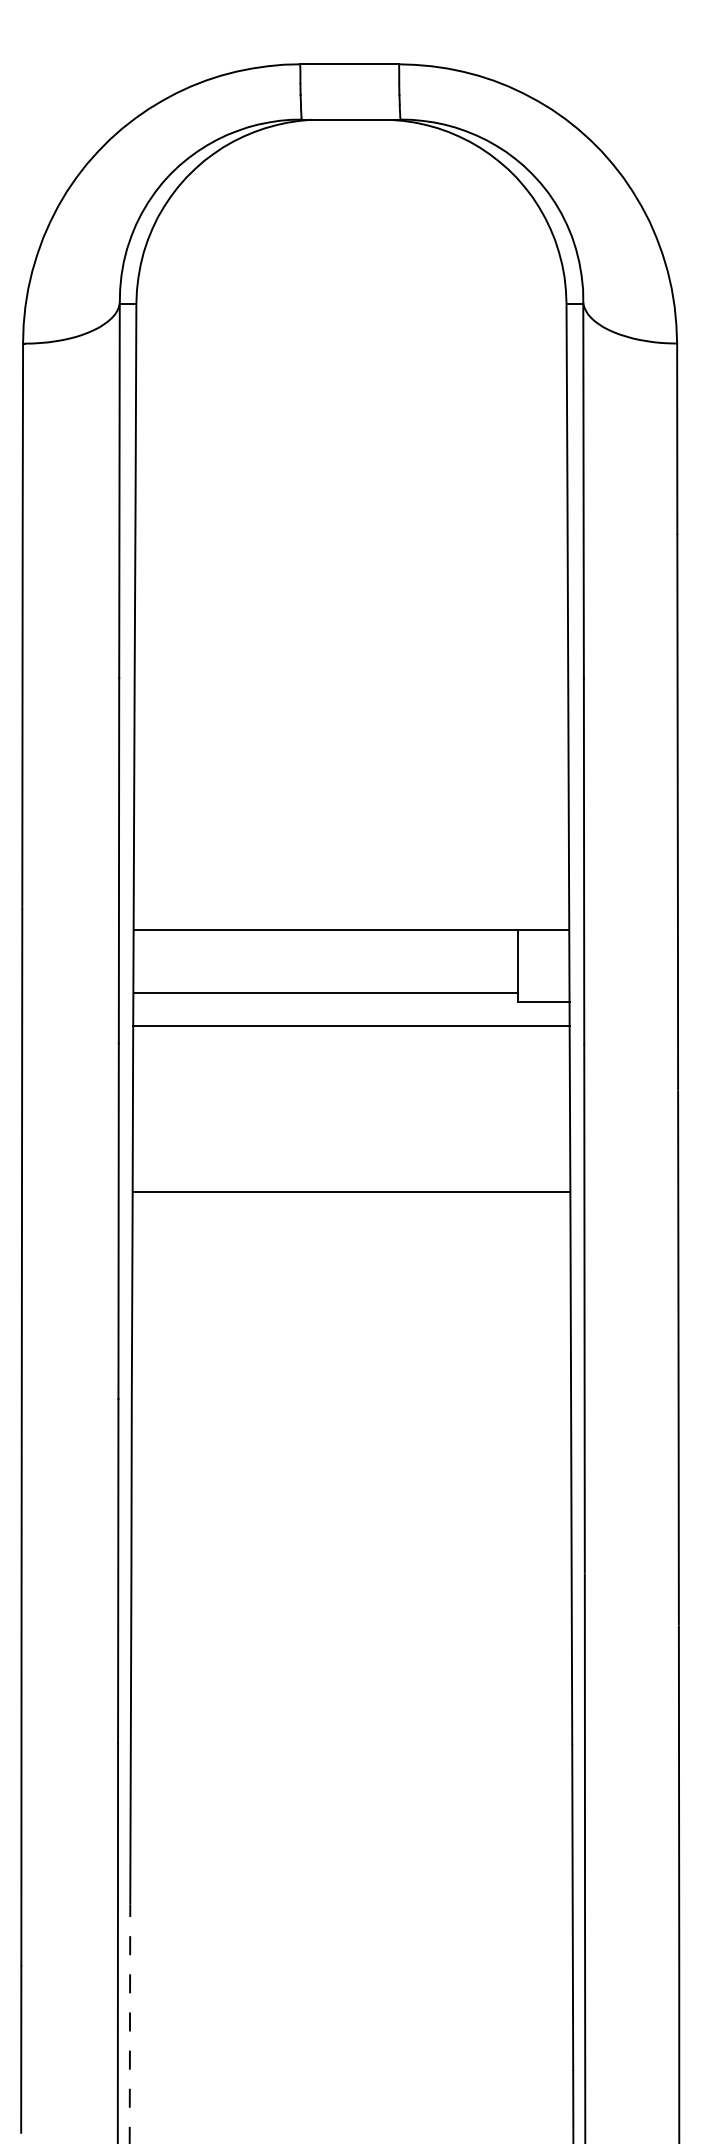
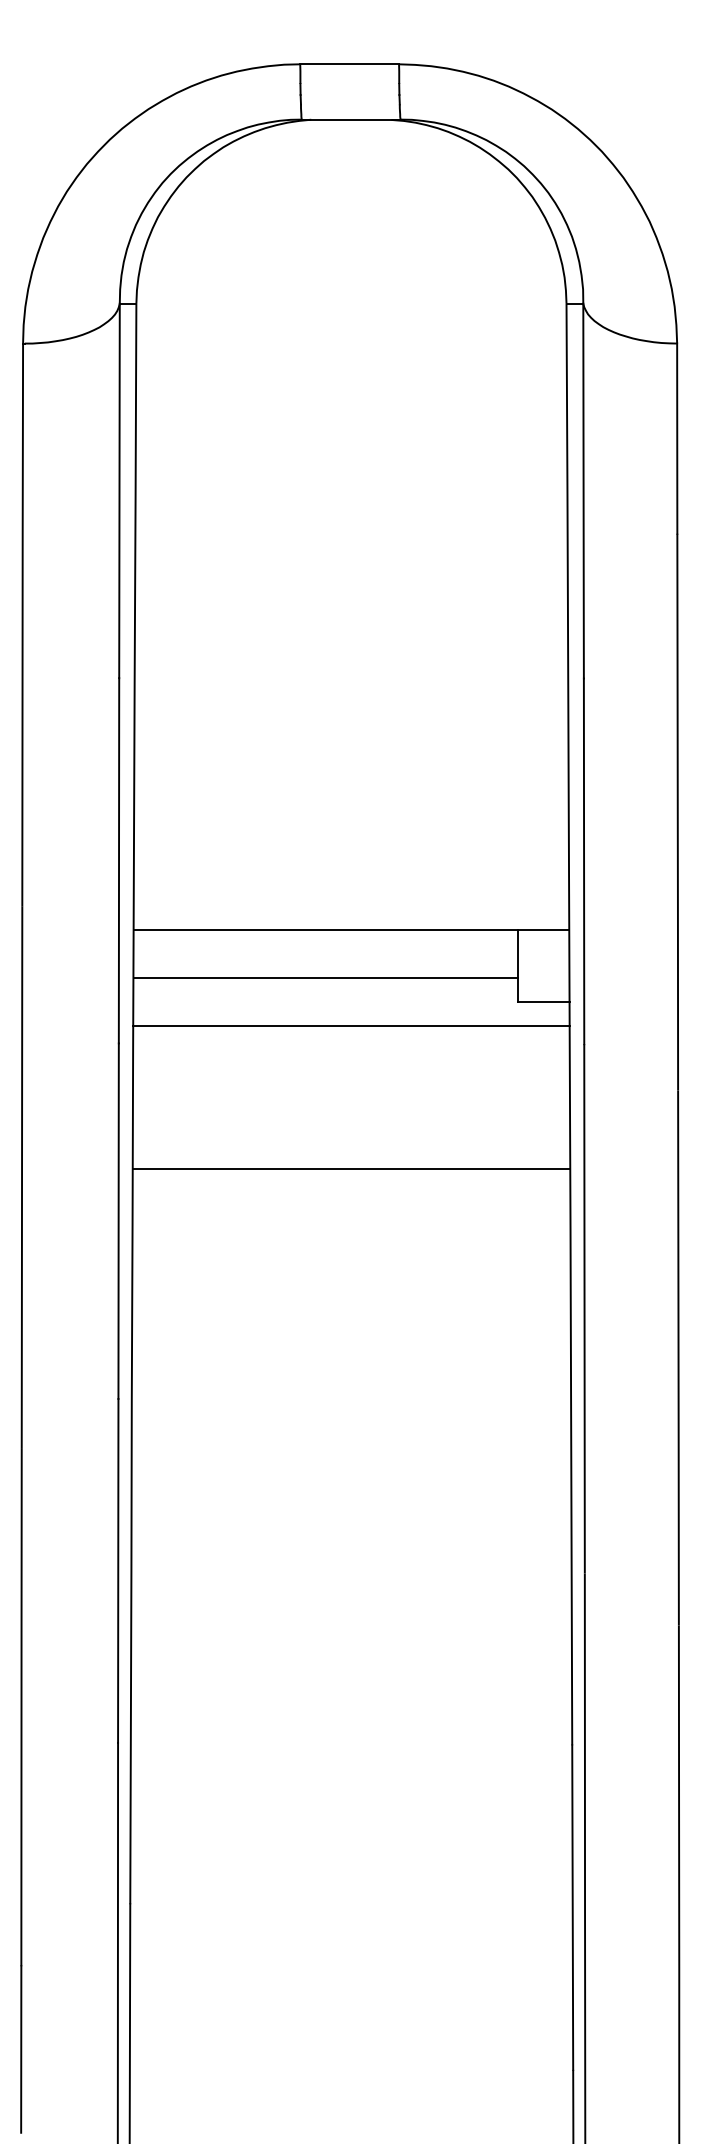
line position: (325, 993) -> (325, 978) (325, 978)
line position: (351, 1191) -> (351, 1168) (351, 1168)
line: dashed -> solid (129, 2023)
